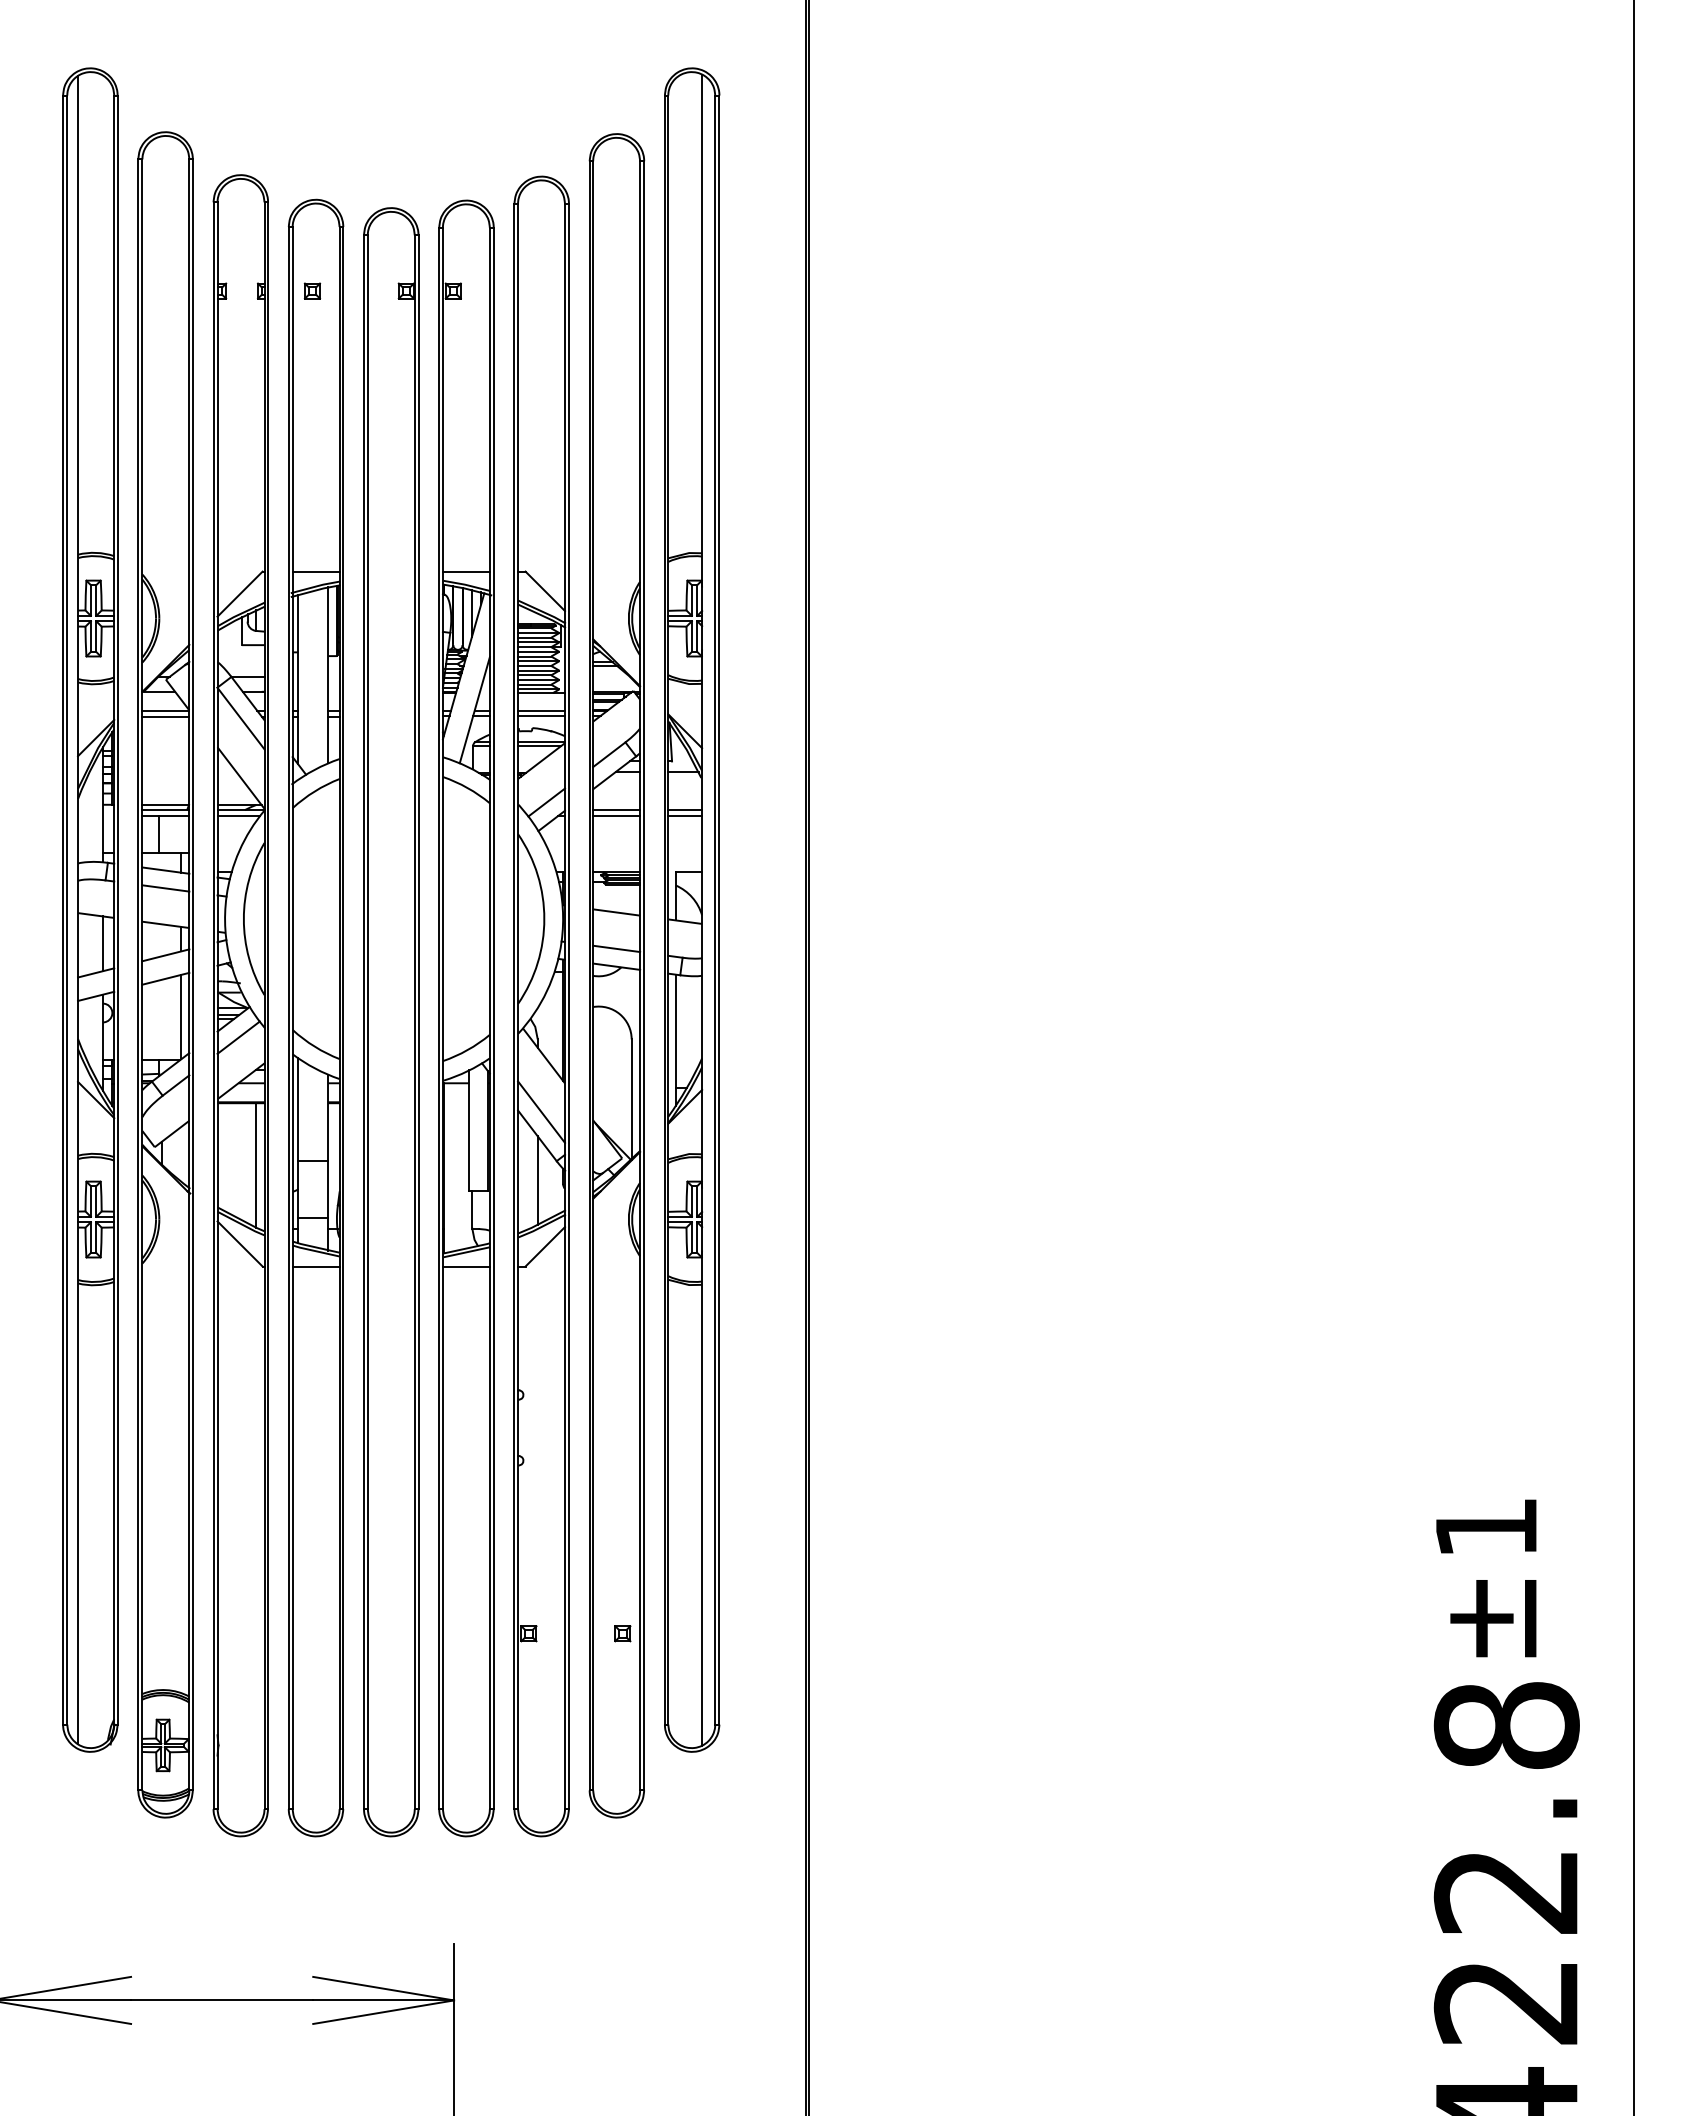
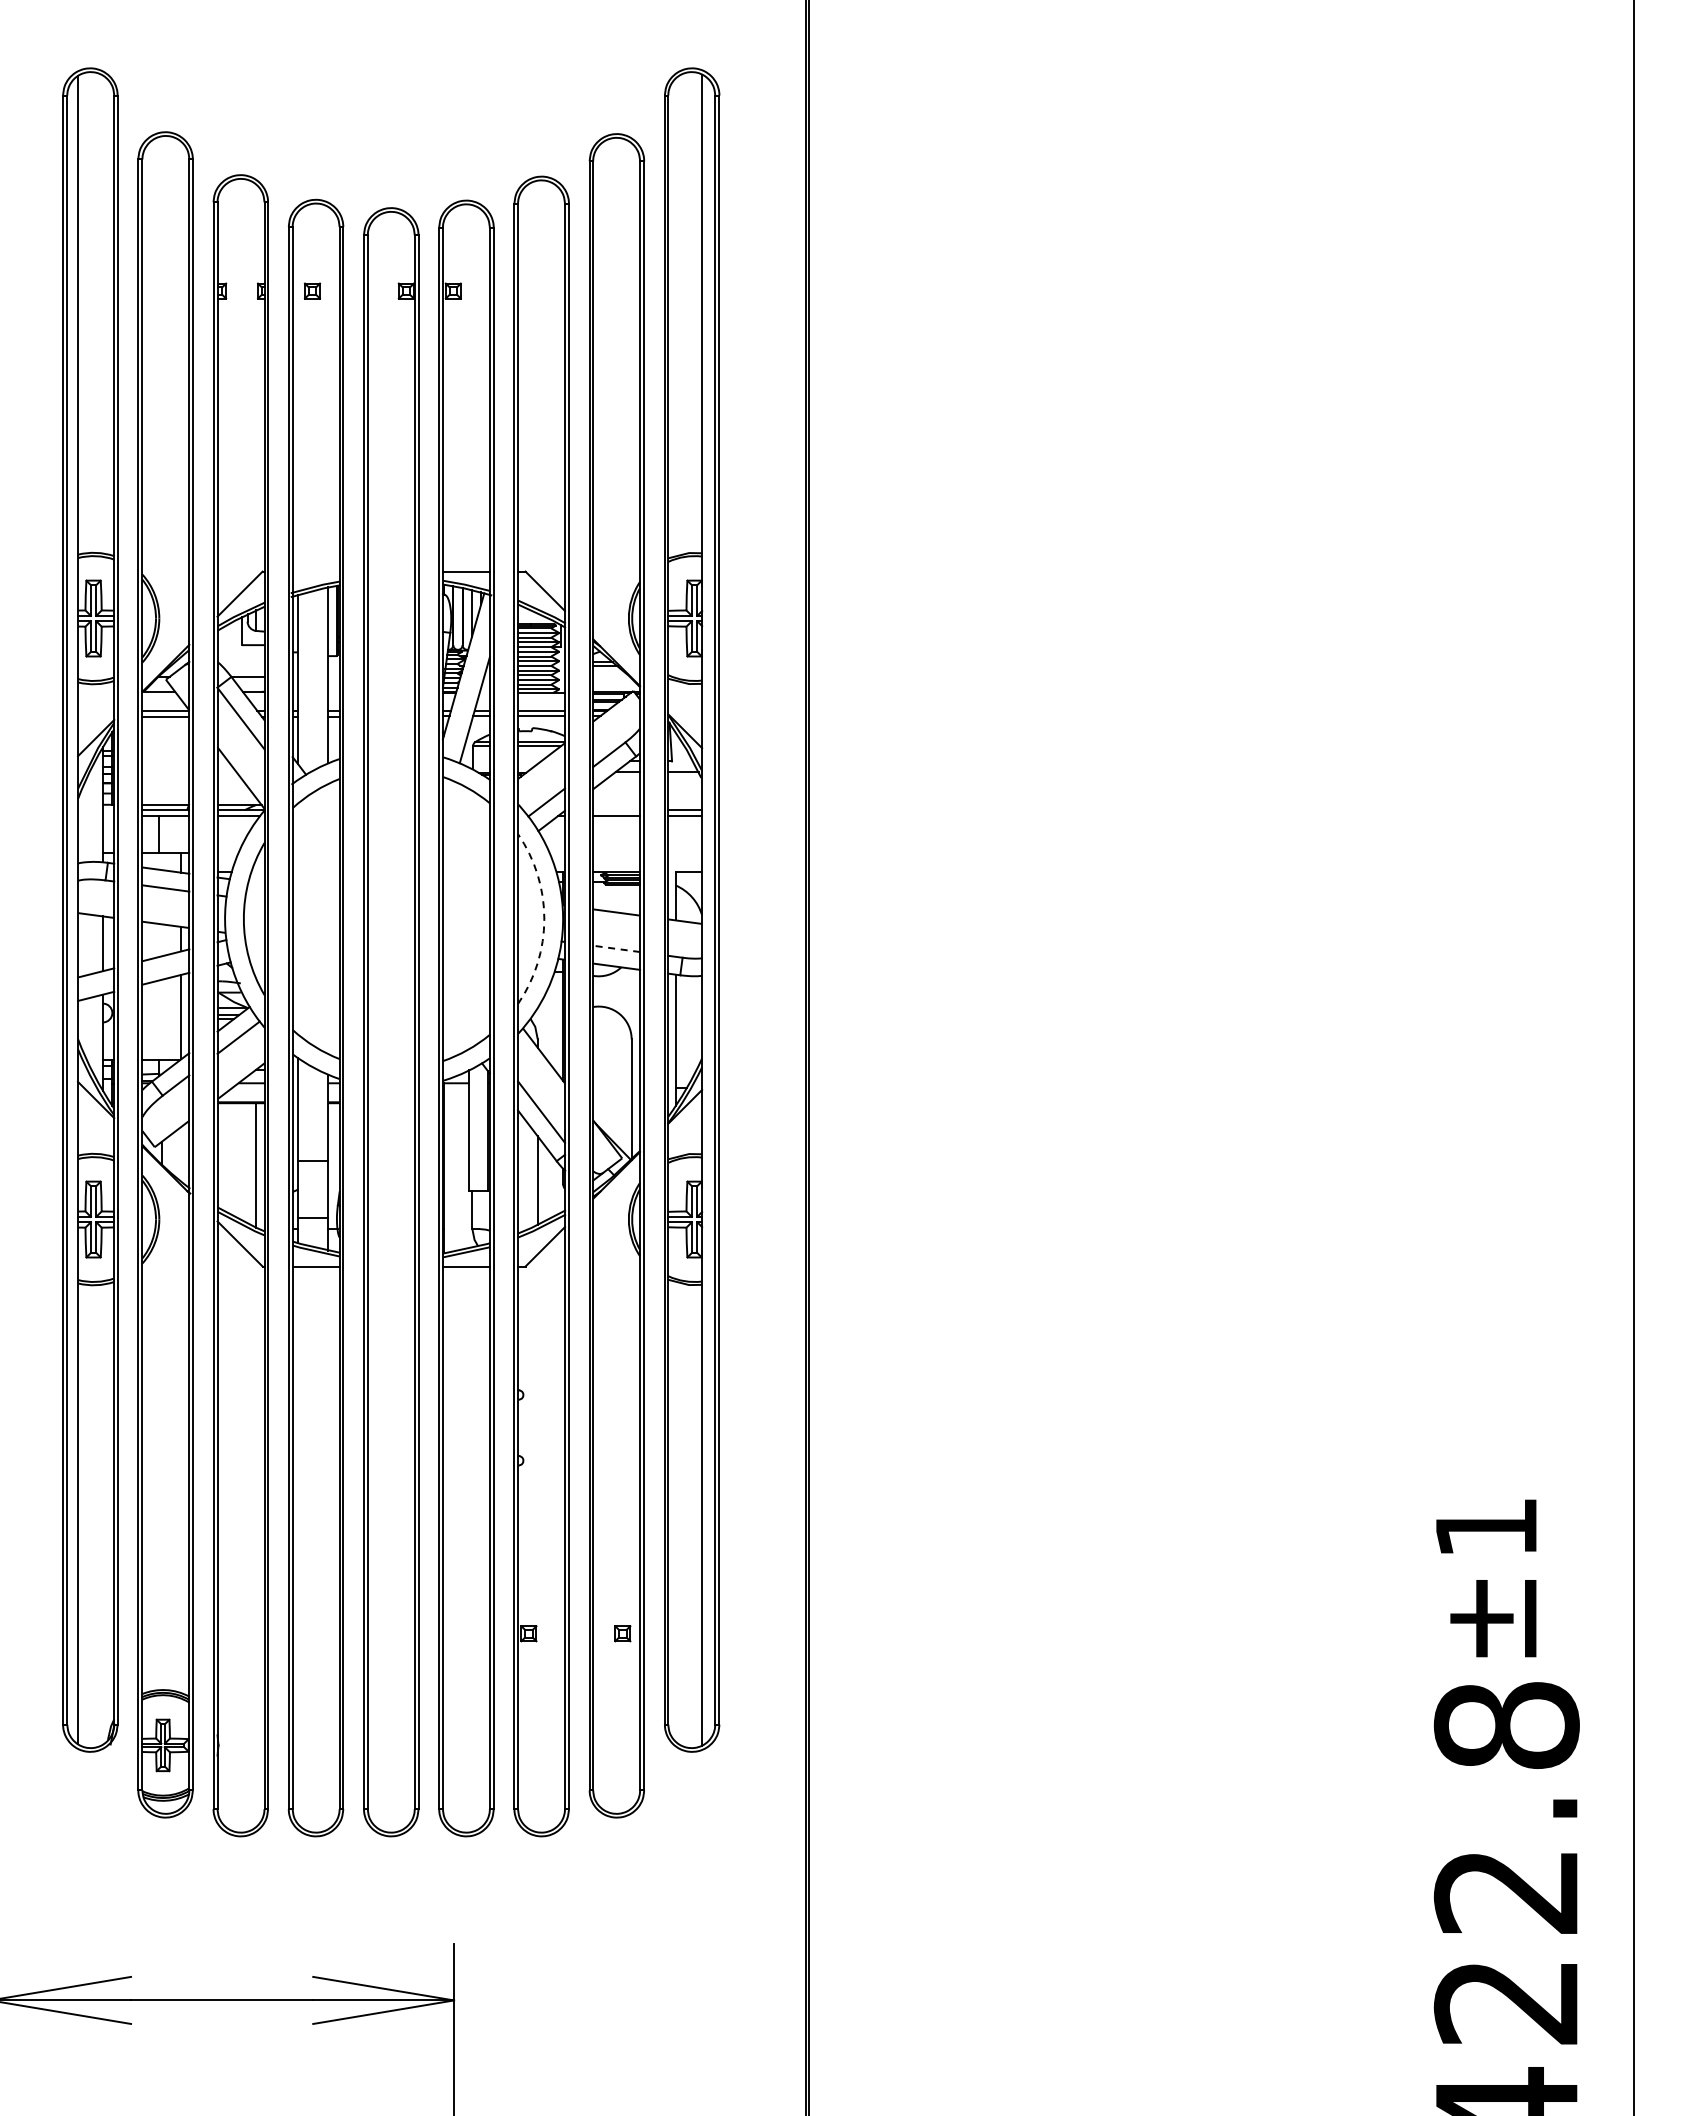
line: present -> none (315, 571)
line: present -> none (616, 810)
arc: solid -> dashed (544, 919)
line: solid -> dashed (616, 948)
